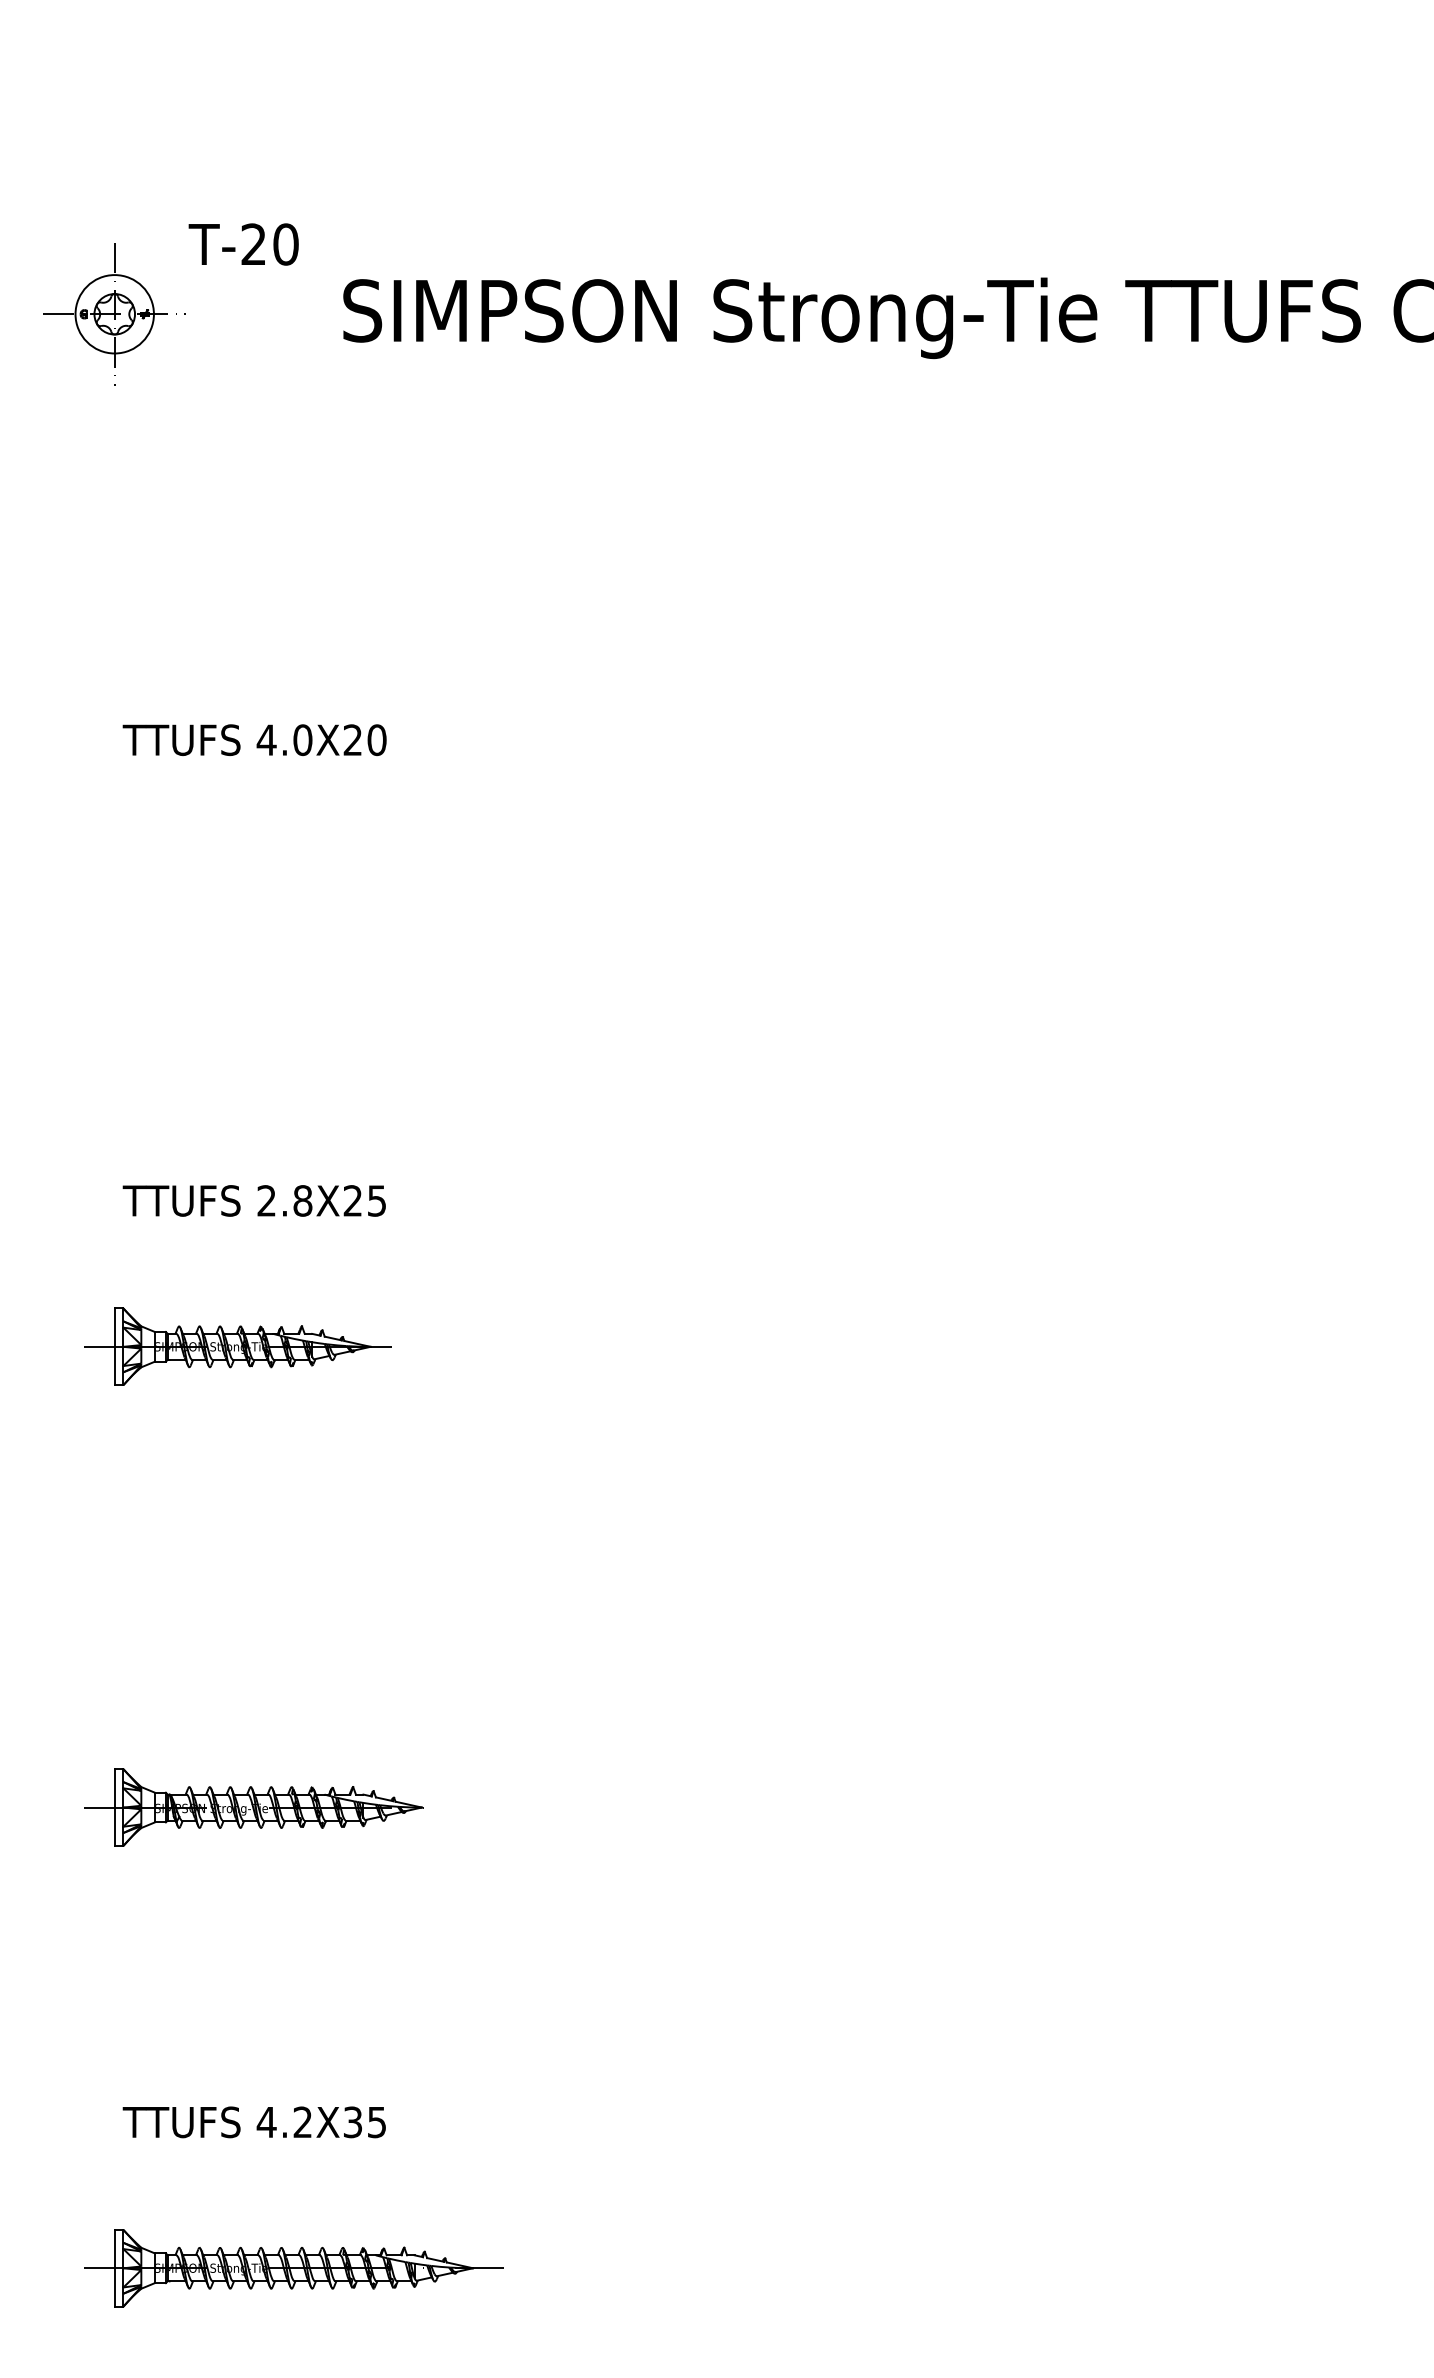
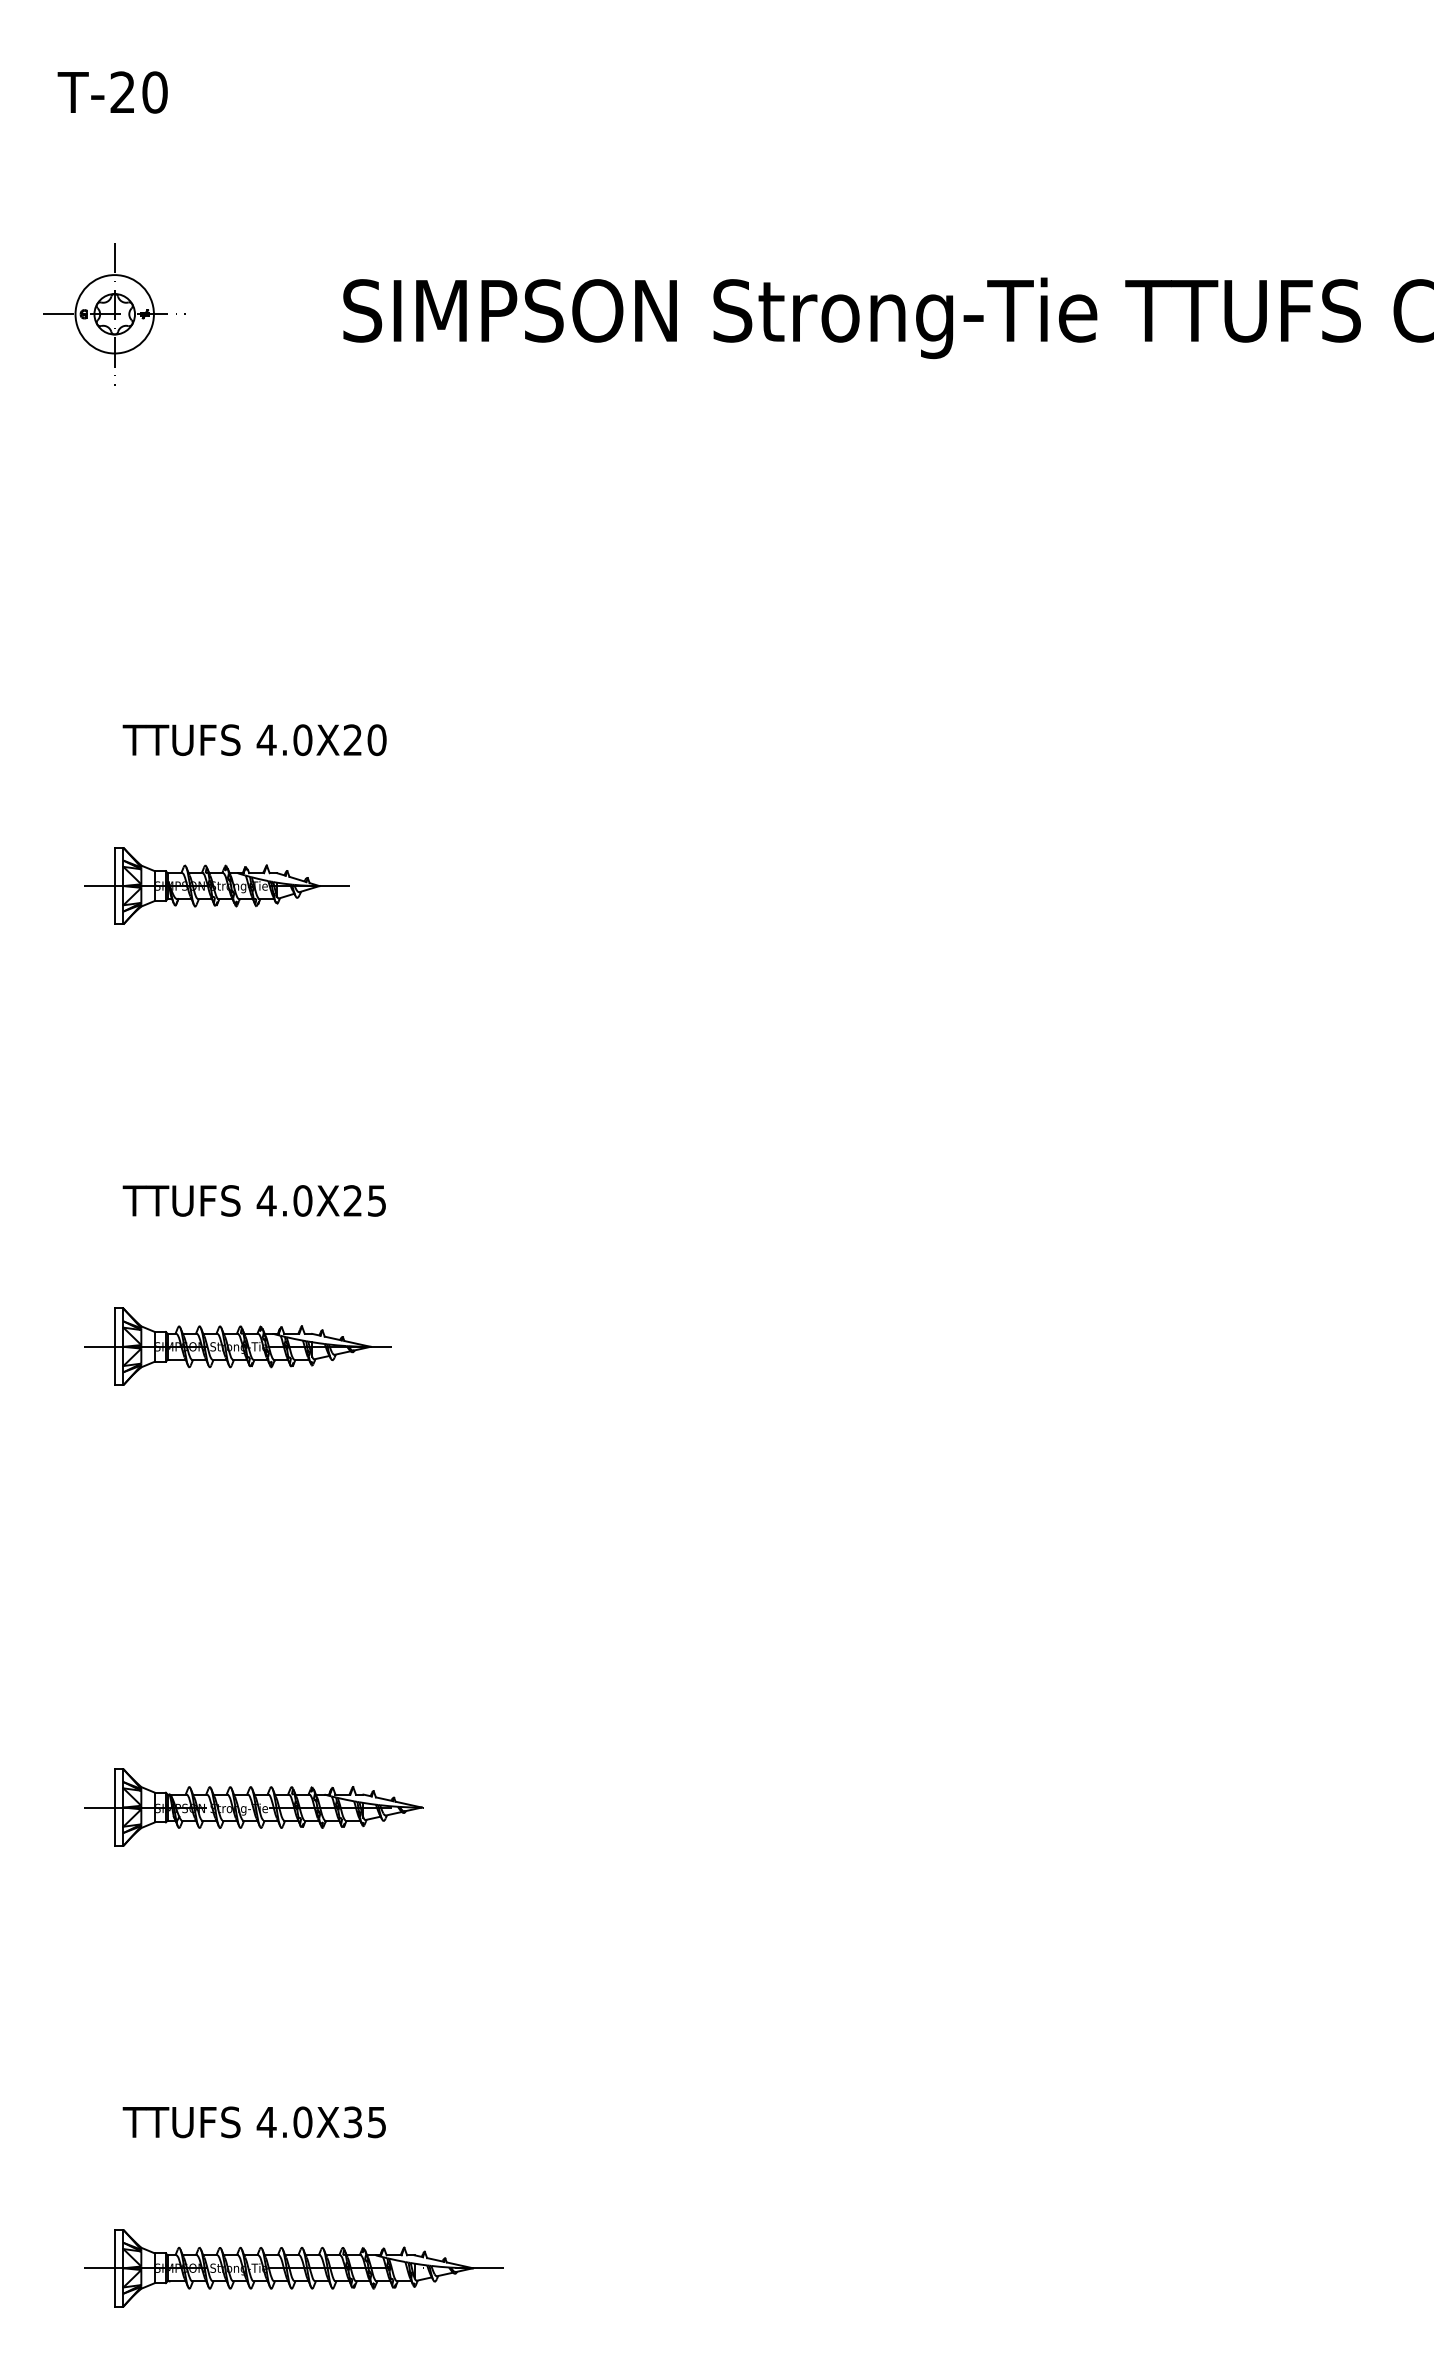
text position: (243, 244) -> (112, 92) (112, 92)
part: none -> present (216, 885)
text: 2.8X25 -> 4.0X25 (284, 1200)
text: 4.2X35 -> 4.0X35 (302, 2122)
